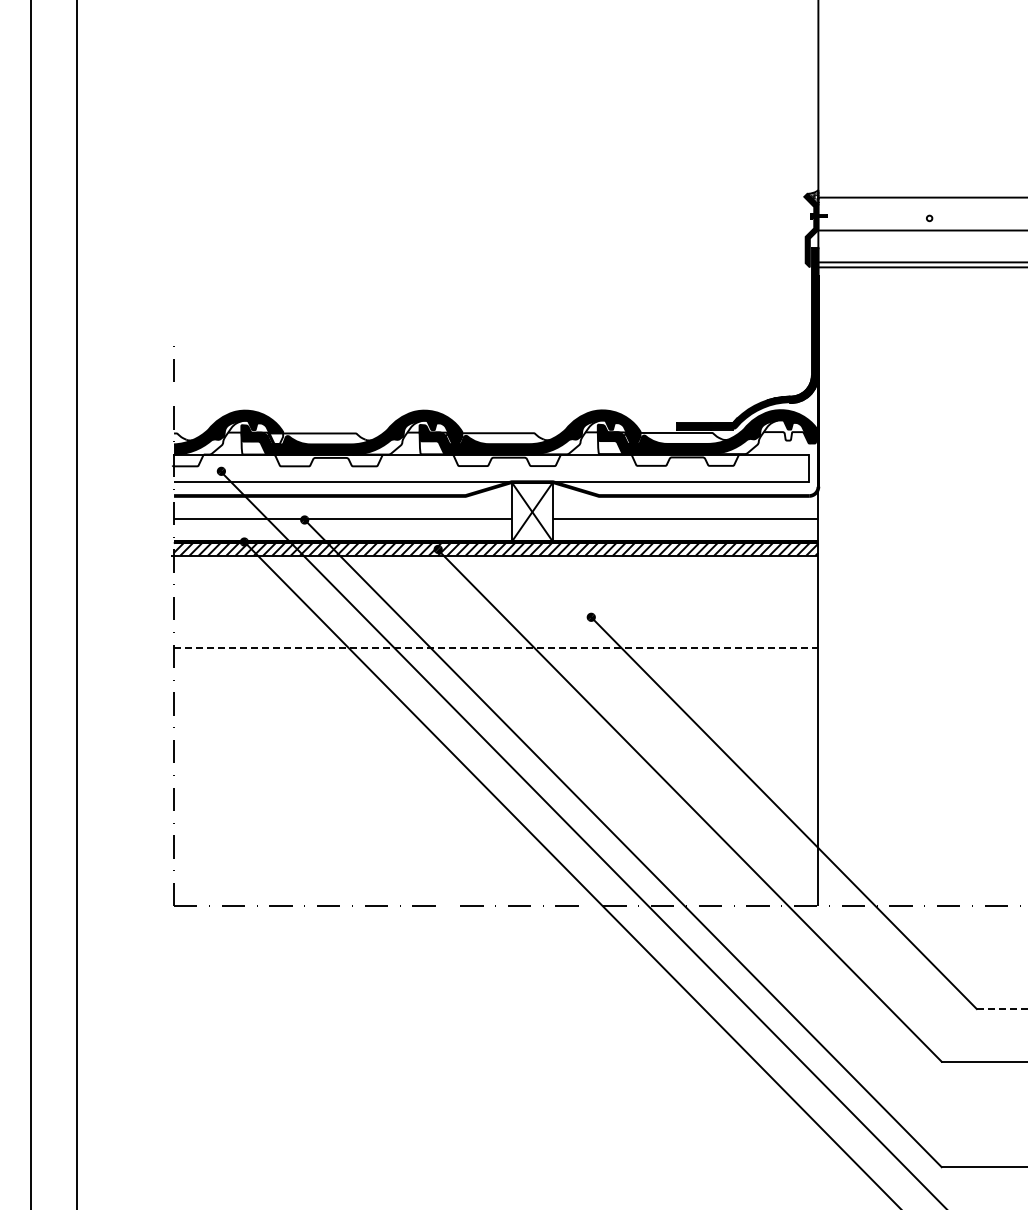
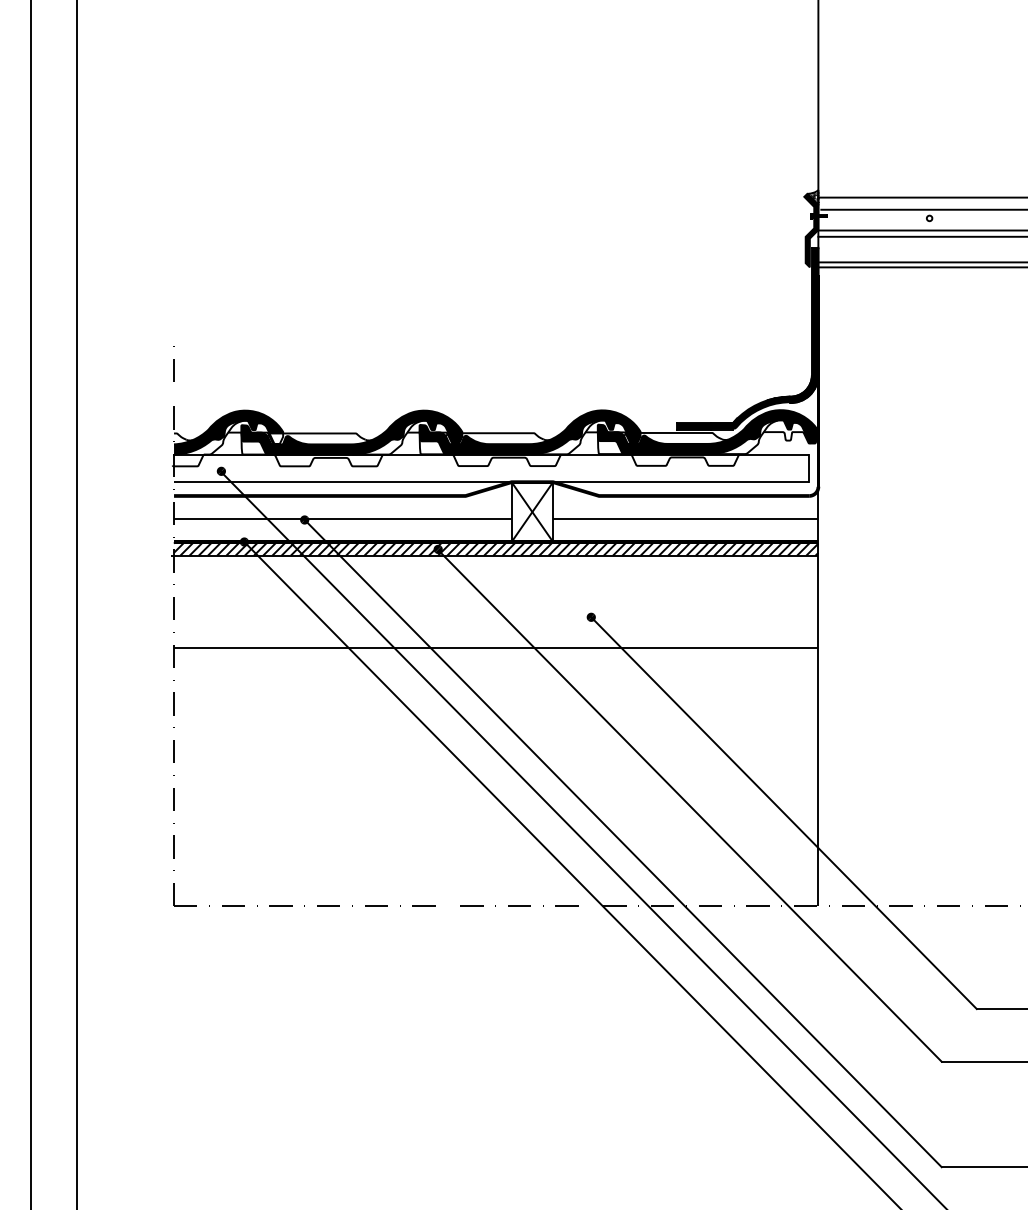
line: none -> present (922, 209)
line: none -> present (921, 236)
line: dashed -> solid (496, 647)
line: dashed -> solid (1002, 1009)
